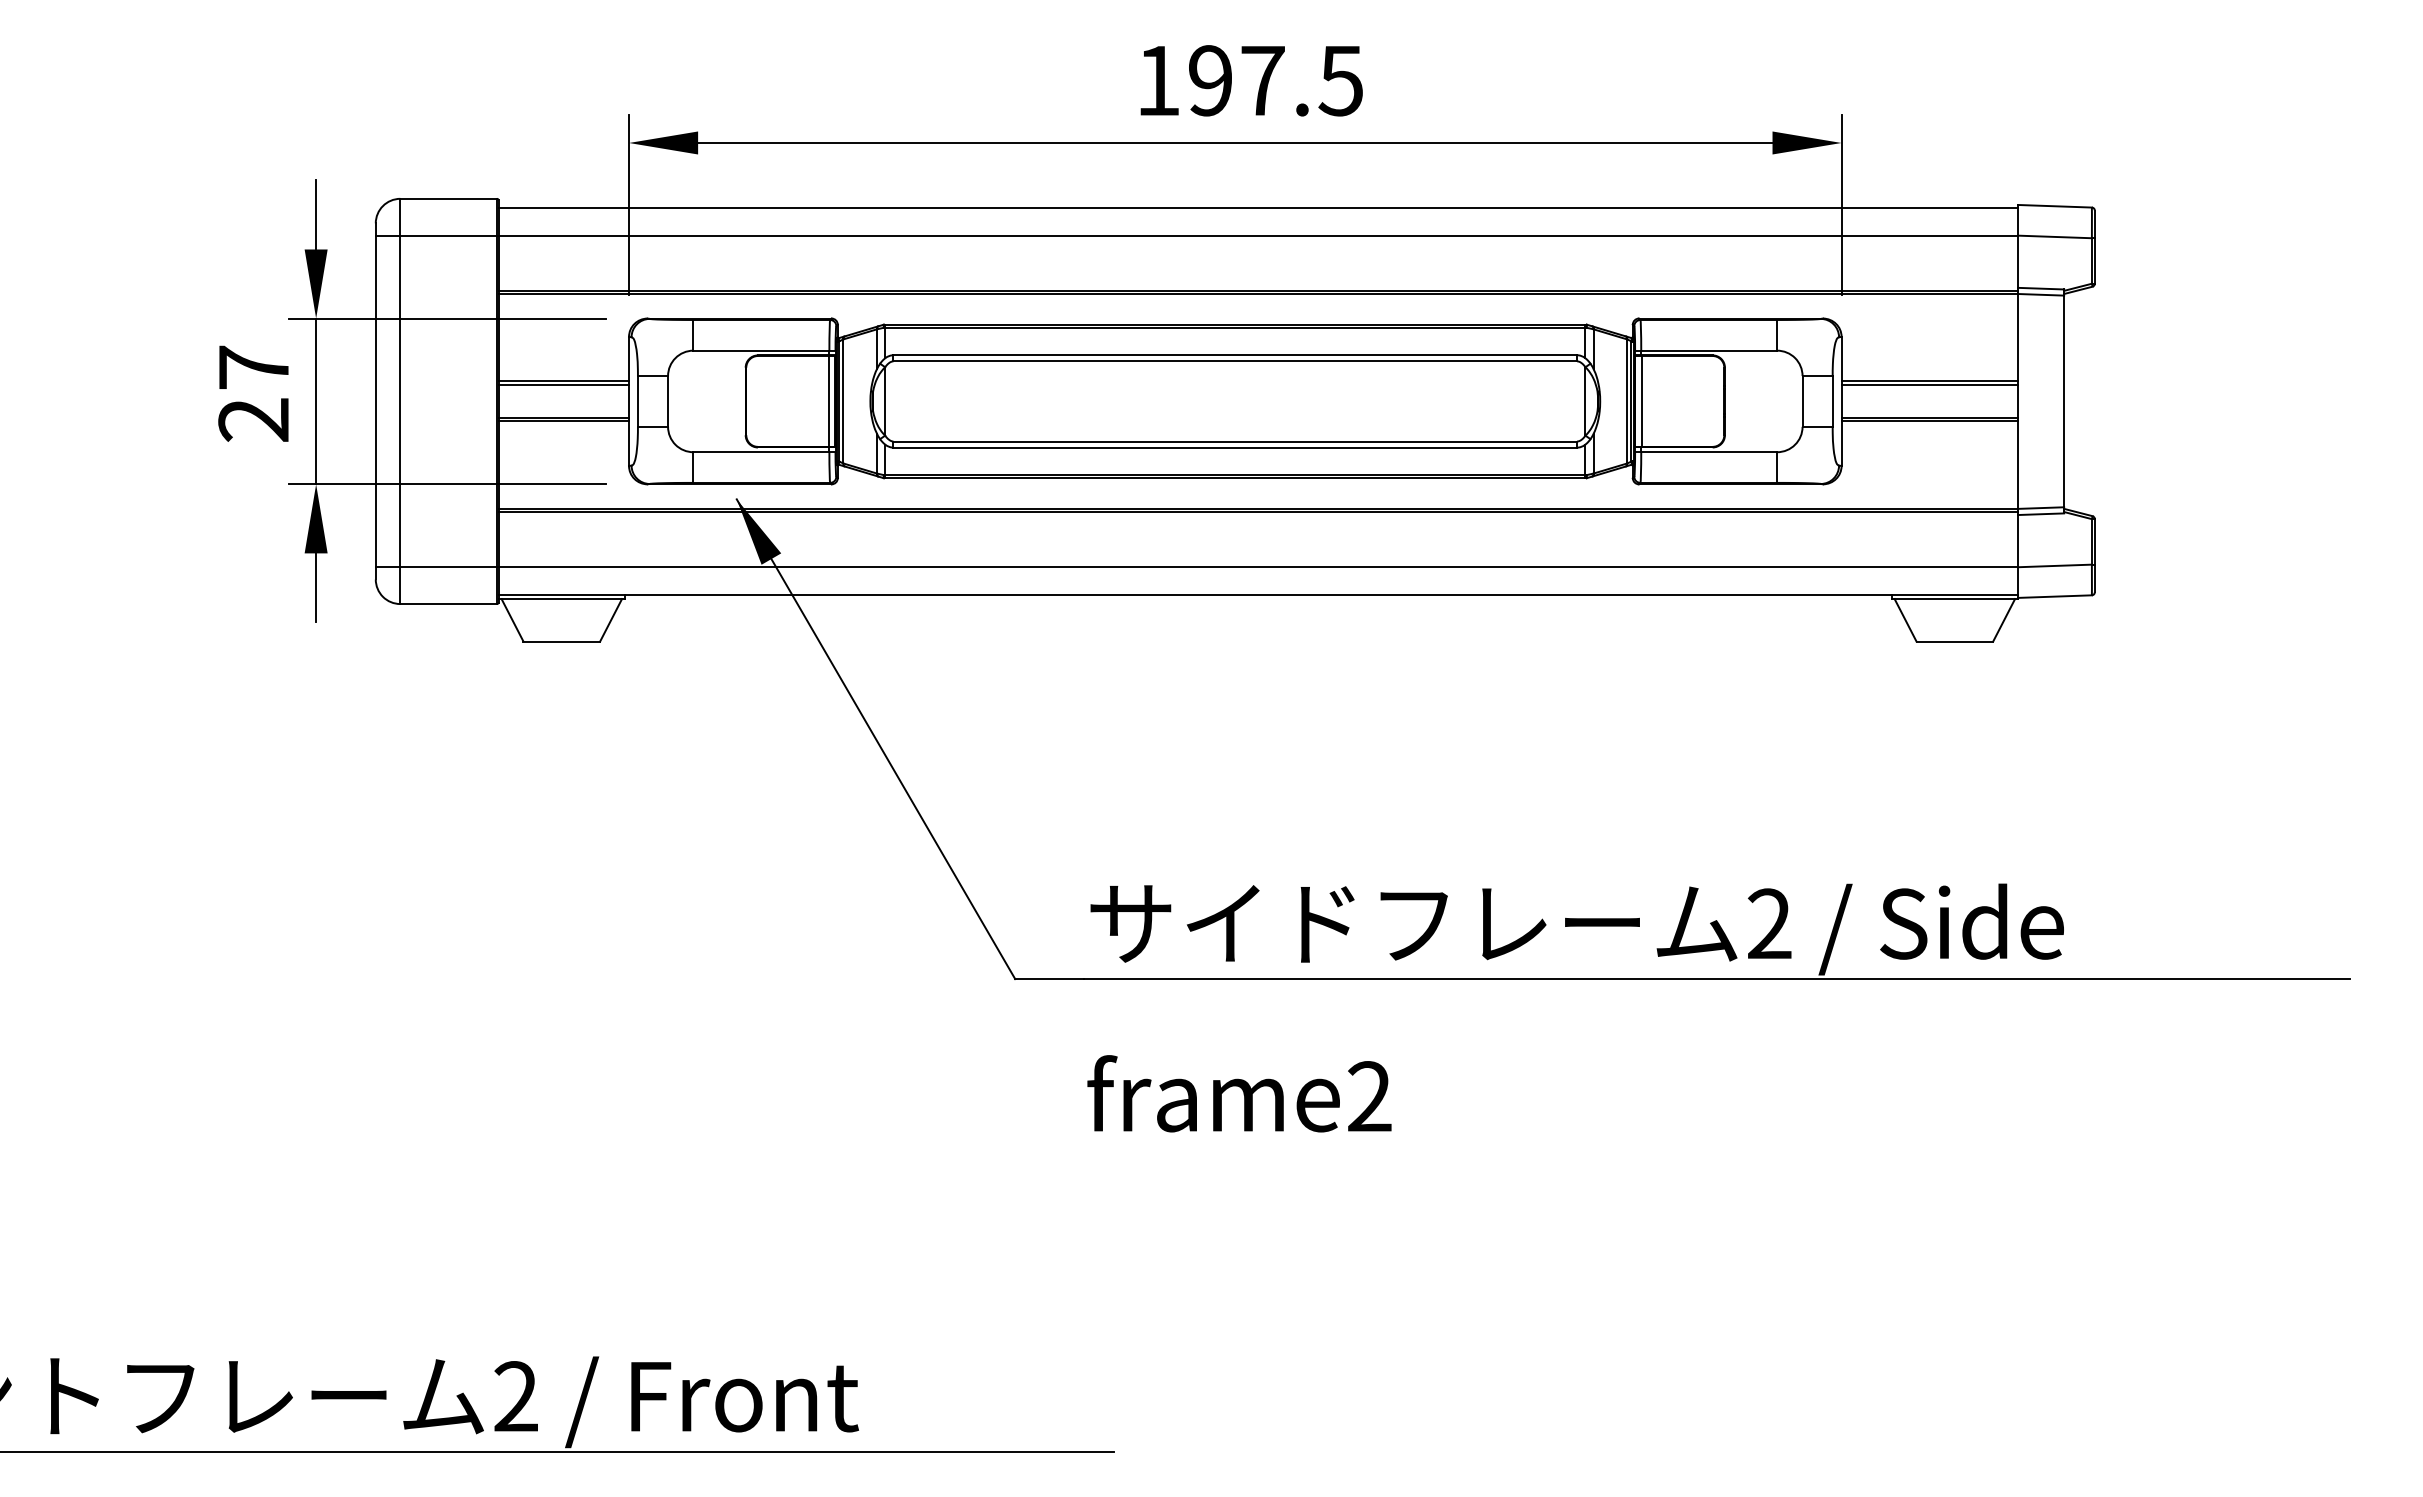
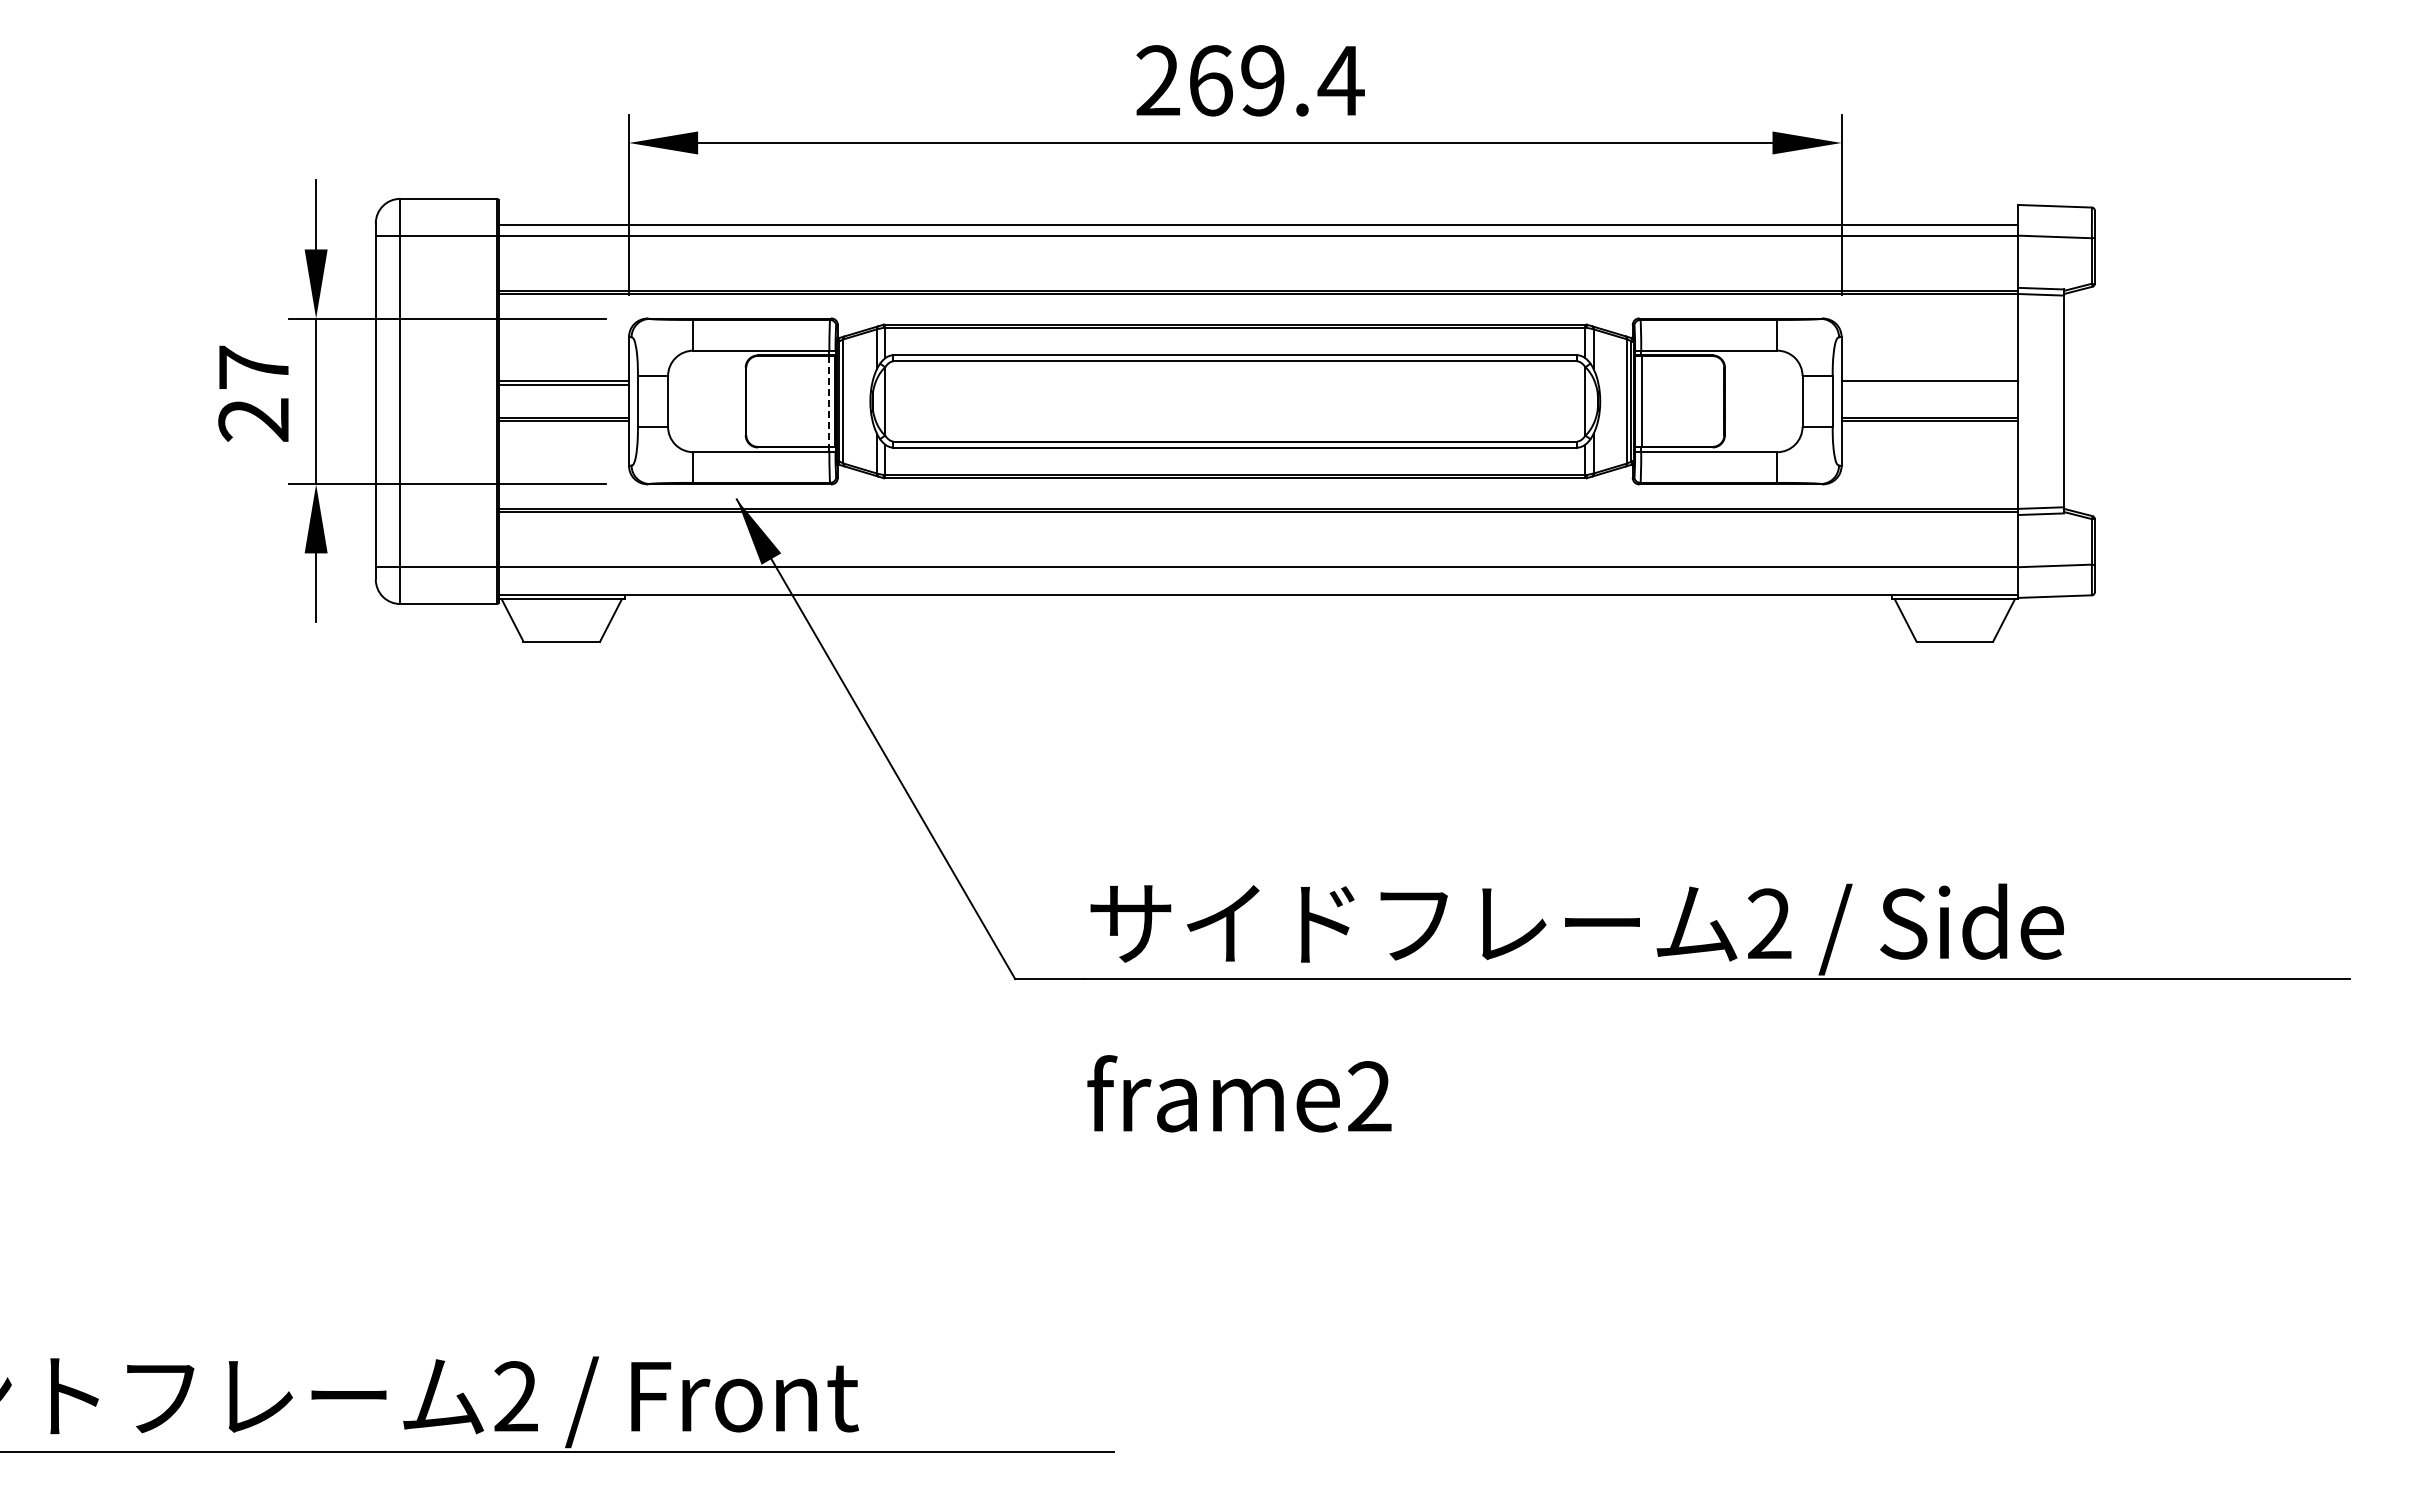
text: 197.5 -> 269.4 (1250, 80)
line position: (1258, 208) -> (1258, 225) (1258, 225)
line: present -> none (1929, 384)
line: solid -> dashed (829, 401)
